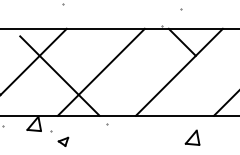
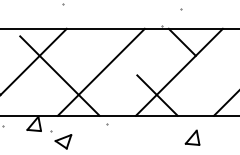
line: none -> present (157, 95)
part size: 13x11 px -> 19x16 px (63, 141)
